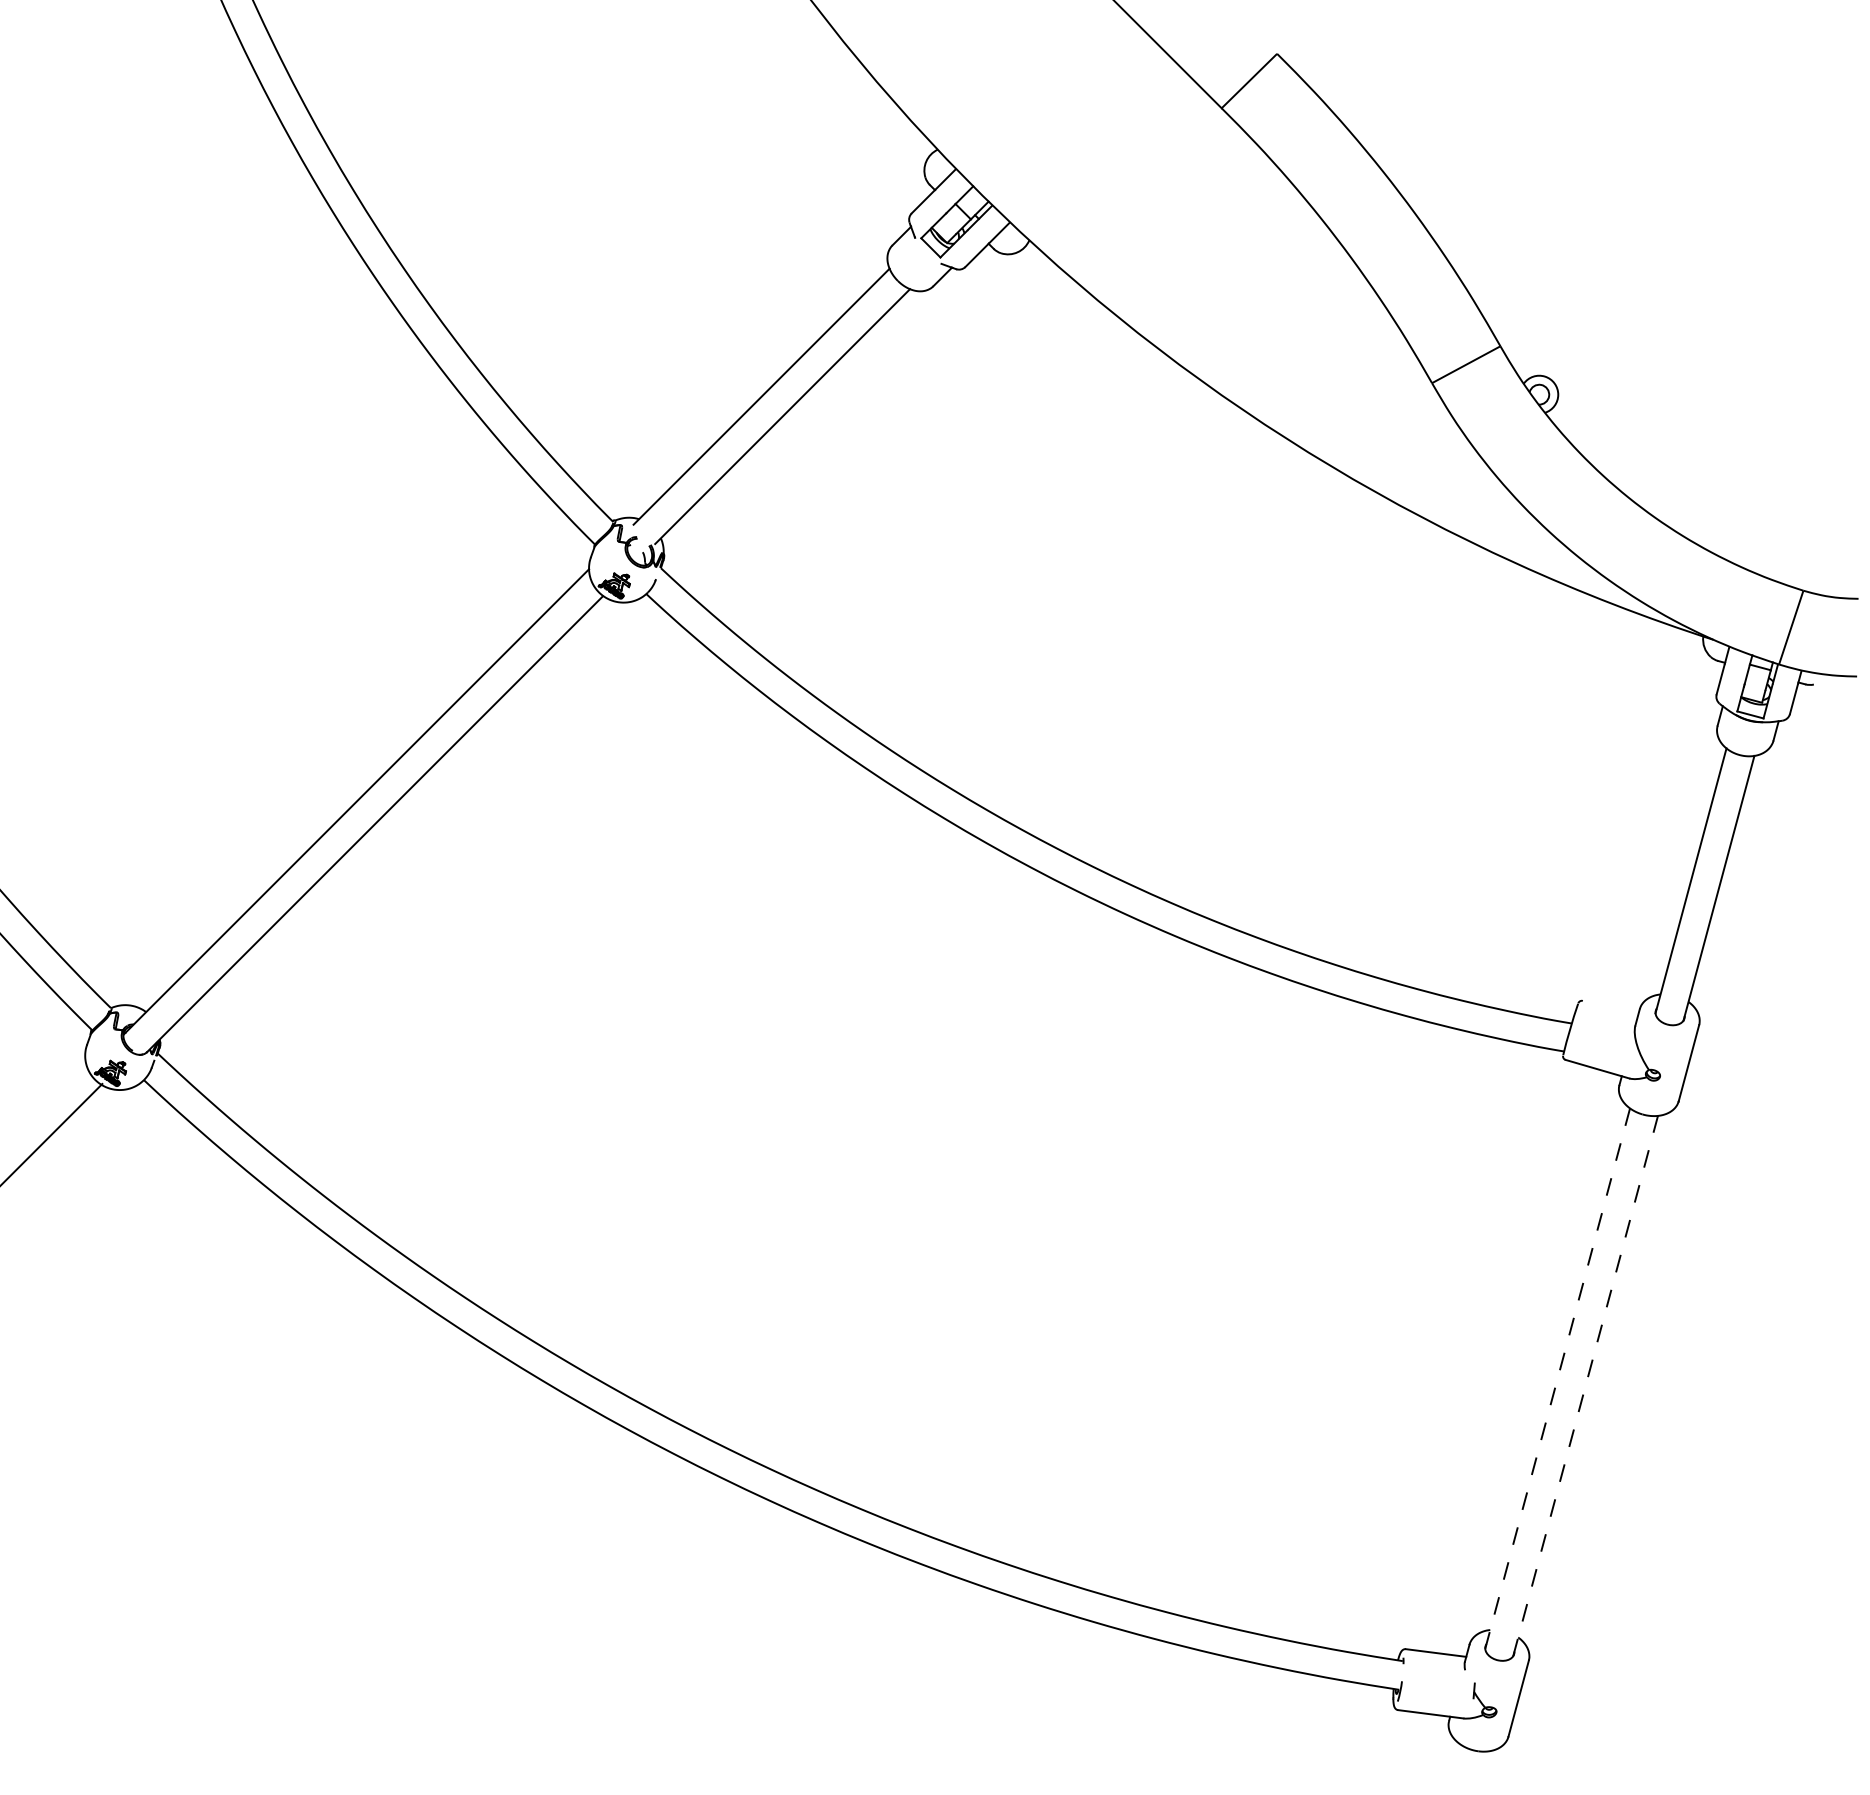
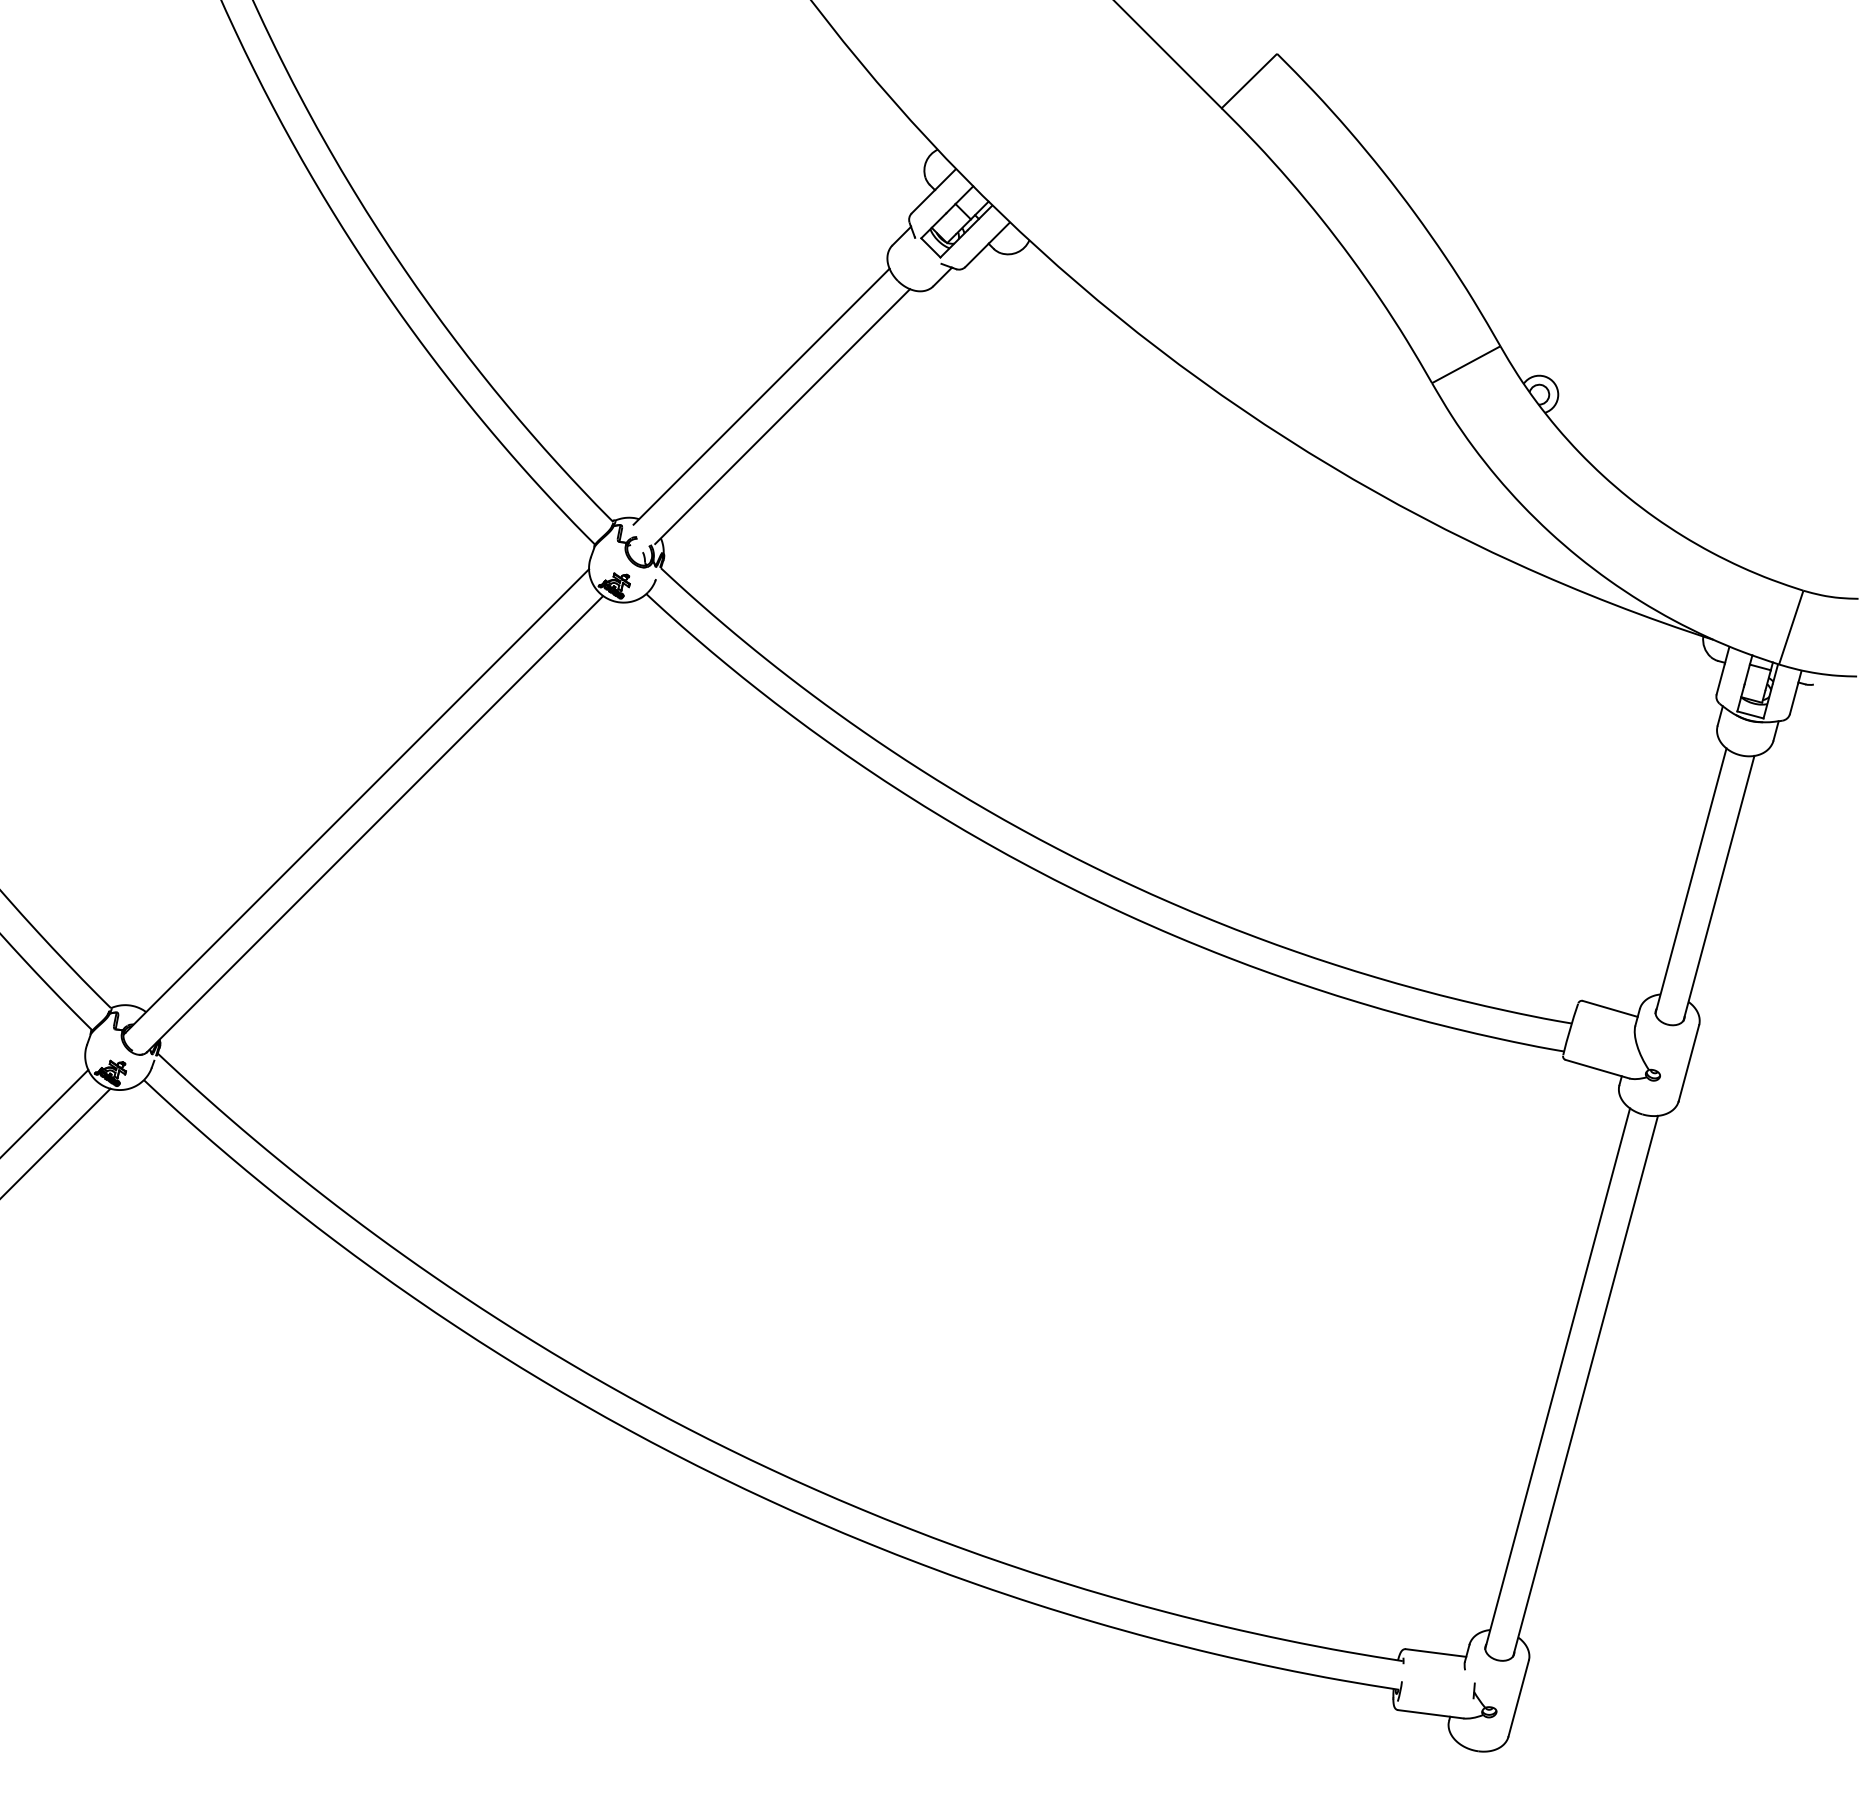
line: none -> present (1609, 1008)
line position: (52, 1133) -> (45, 1112) (45, 1112)
line: none -> present (56, 1142)
line: dashed -> solid (1557, 1378)
line: dashed -> solid (1585, 1386)
